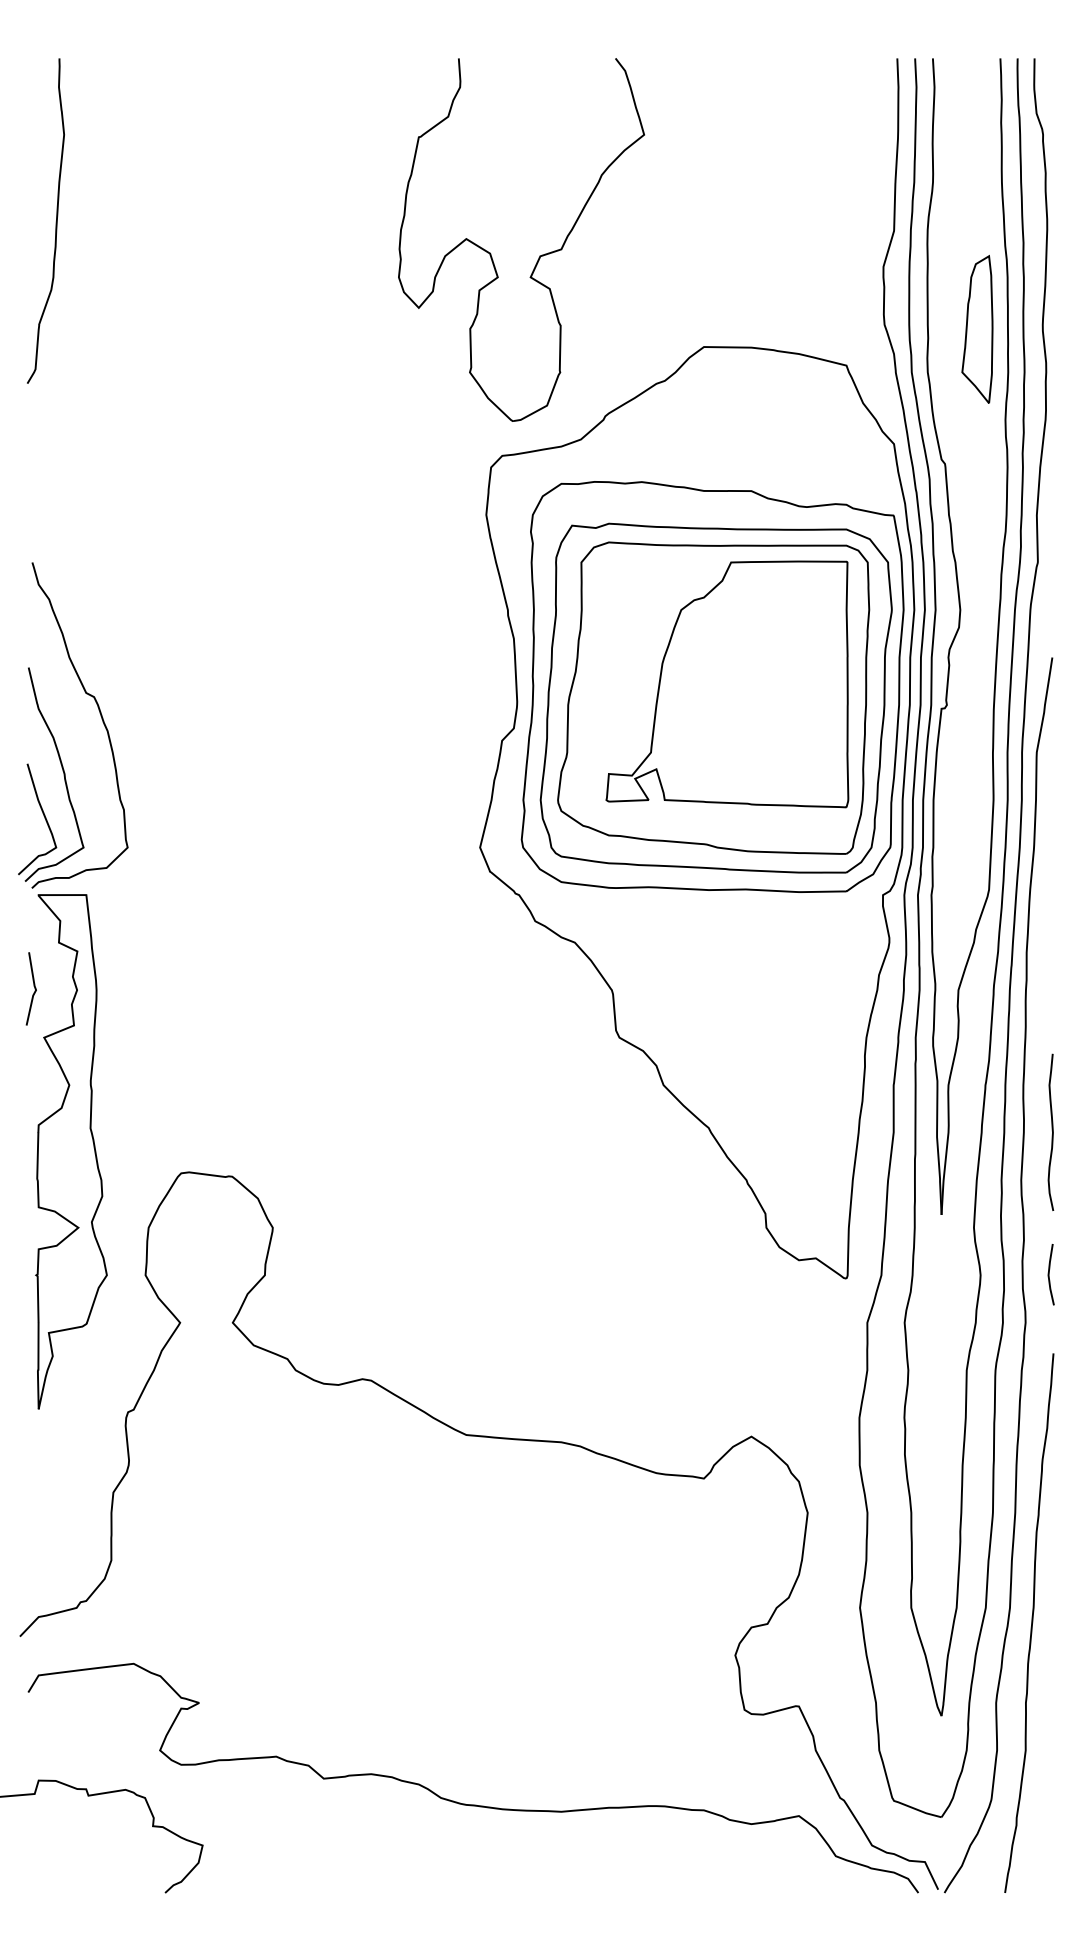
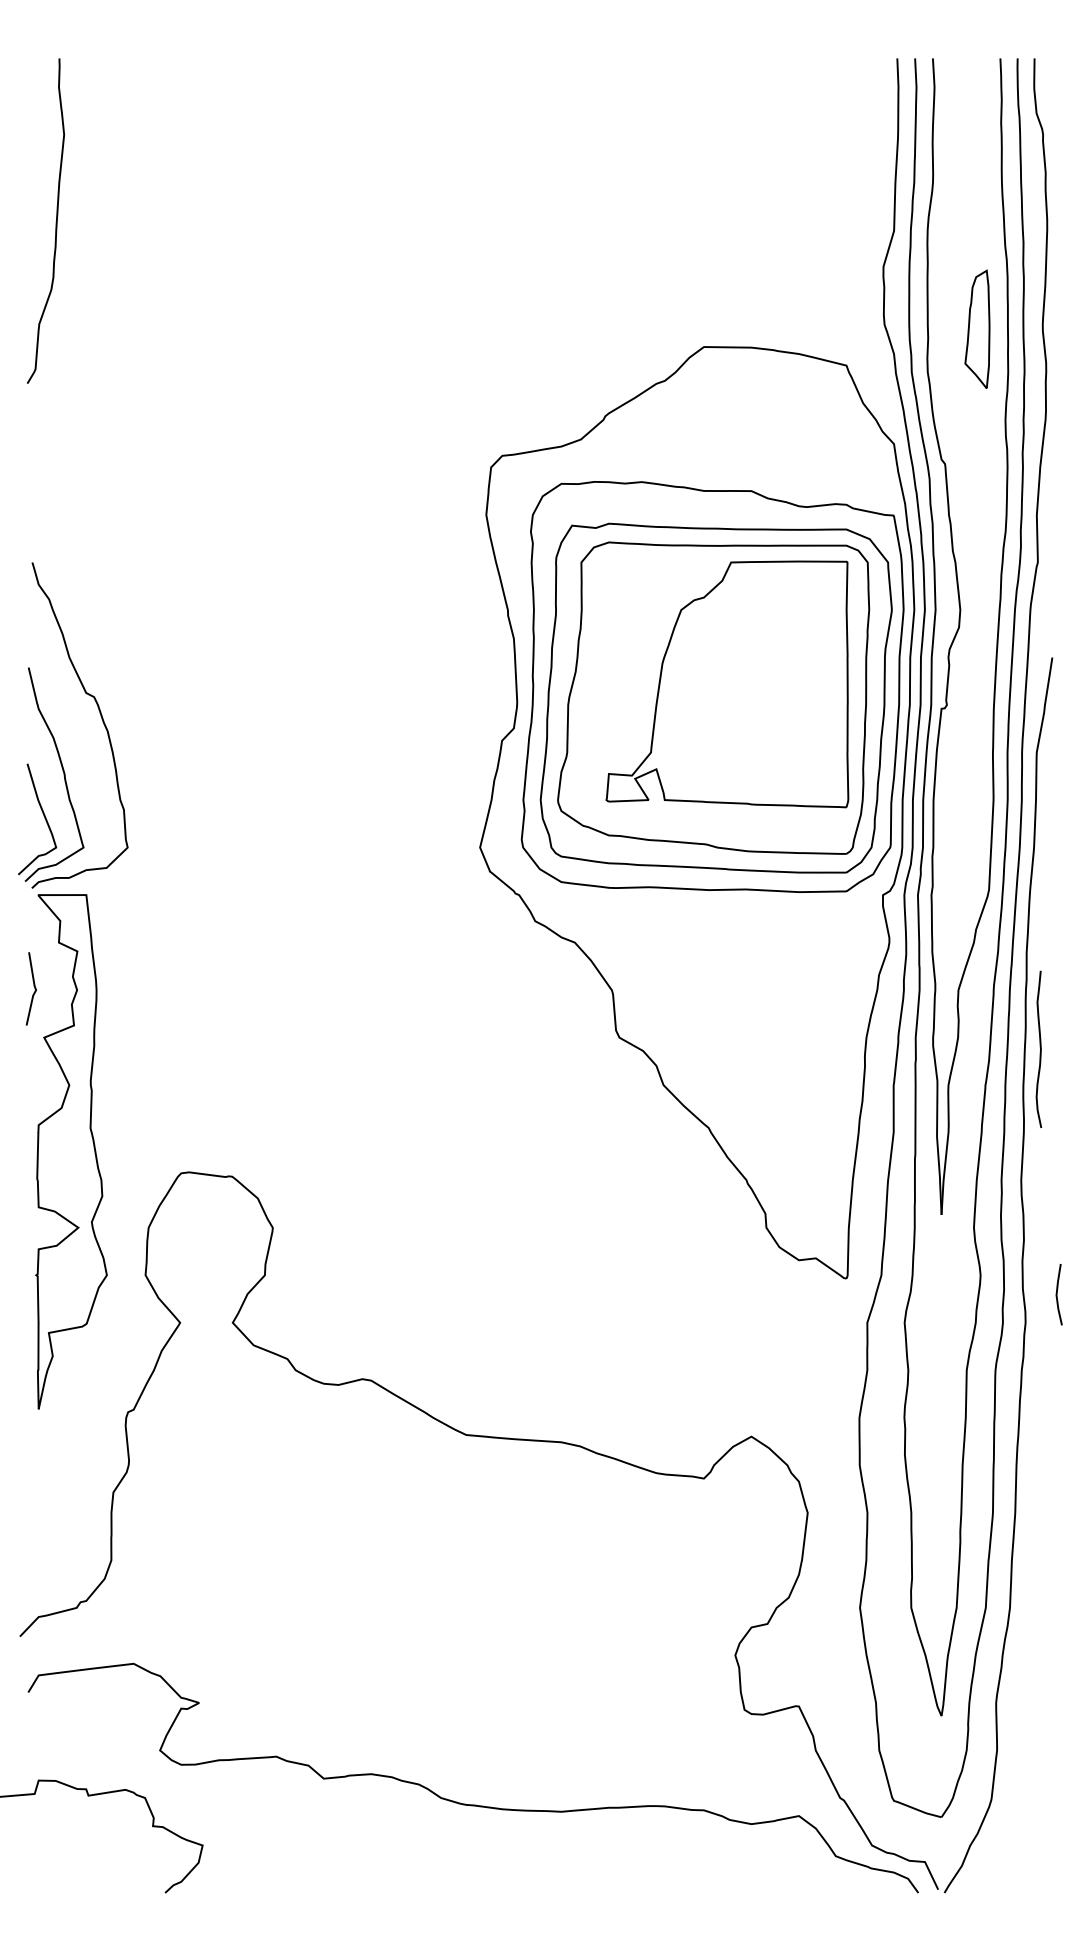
part: present -> none (539, 255)
part size: 33x150 px -> 27x120 px (977, 328)
curve position: (1051, 1130) -> (1039, 1047) (1039, 1047)
line position: (1049, 1274) -> (1057, 1294) (1057, 1294)
curve: present -> none (1031, 1622)
